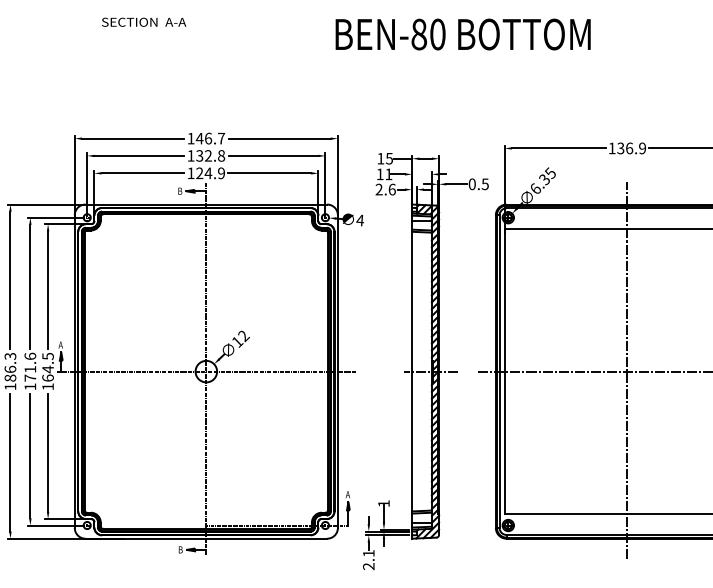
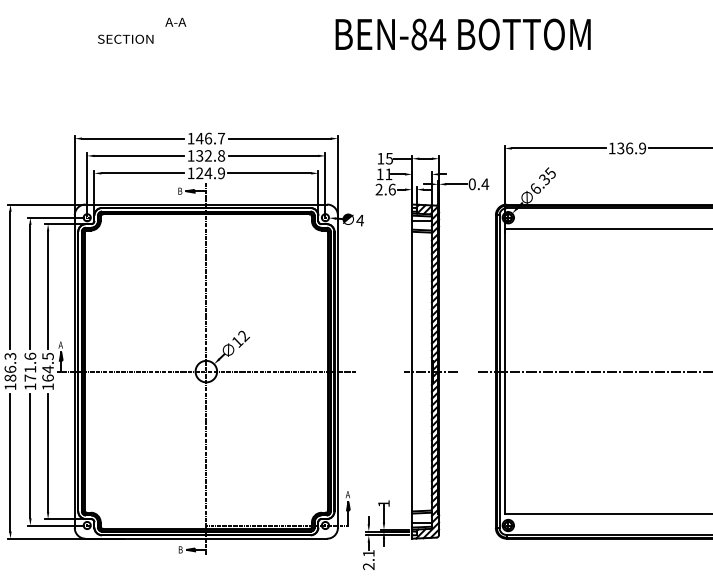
text position: (129, 21) -> (125, 38) (125, 38)
text: BEN-80 -> BEN-84 (437, 34)
text: 0.5 -> 0.4 (485, 184)
line: present -> none (627, 370)
